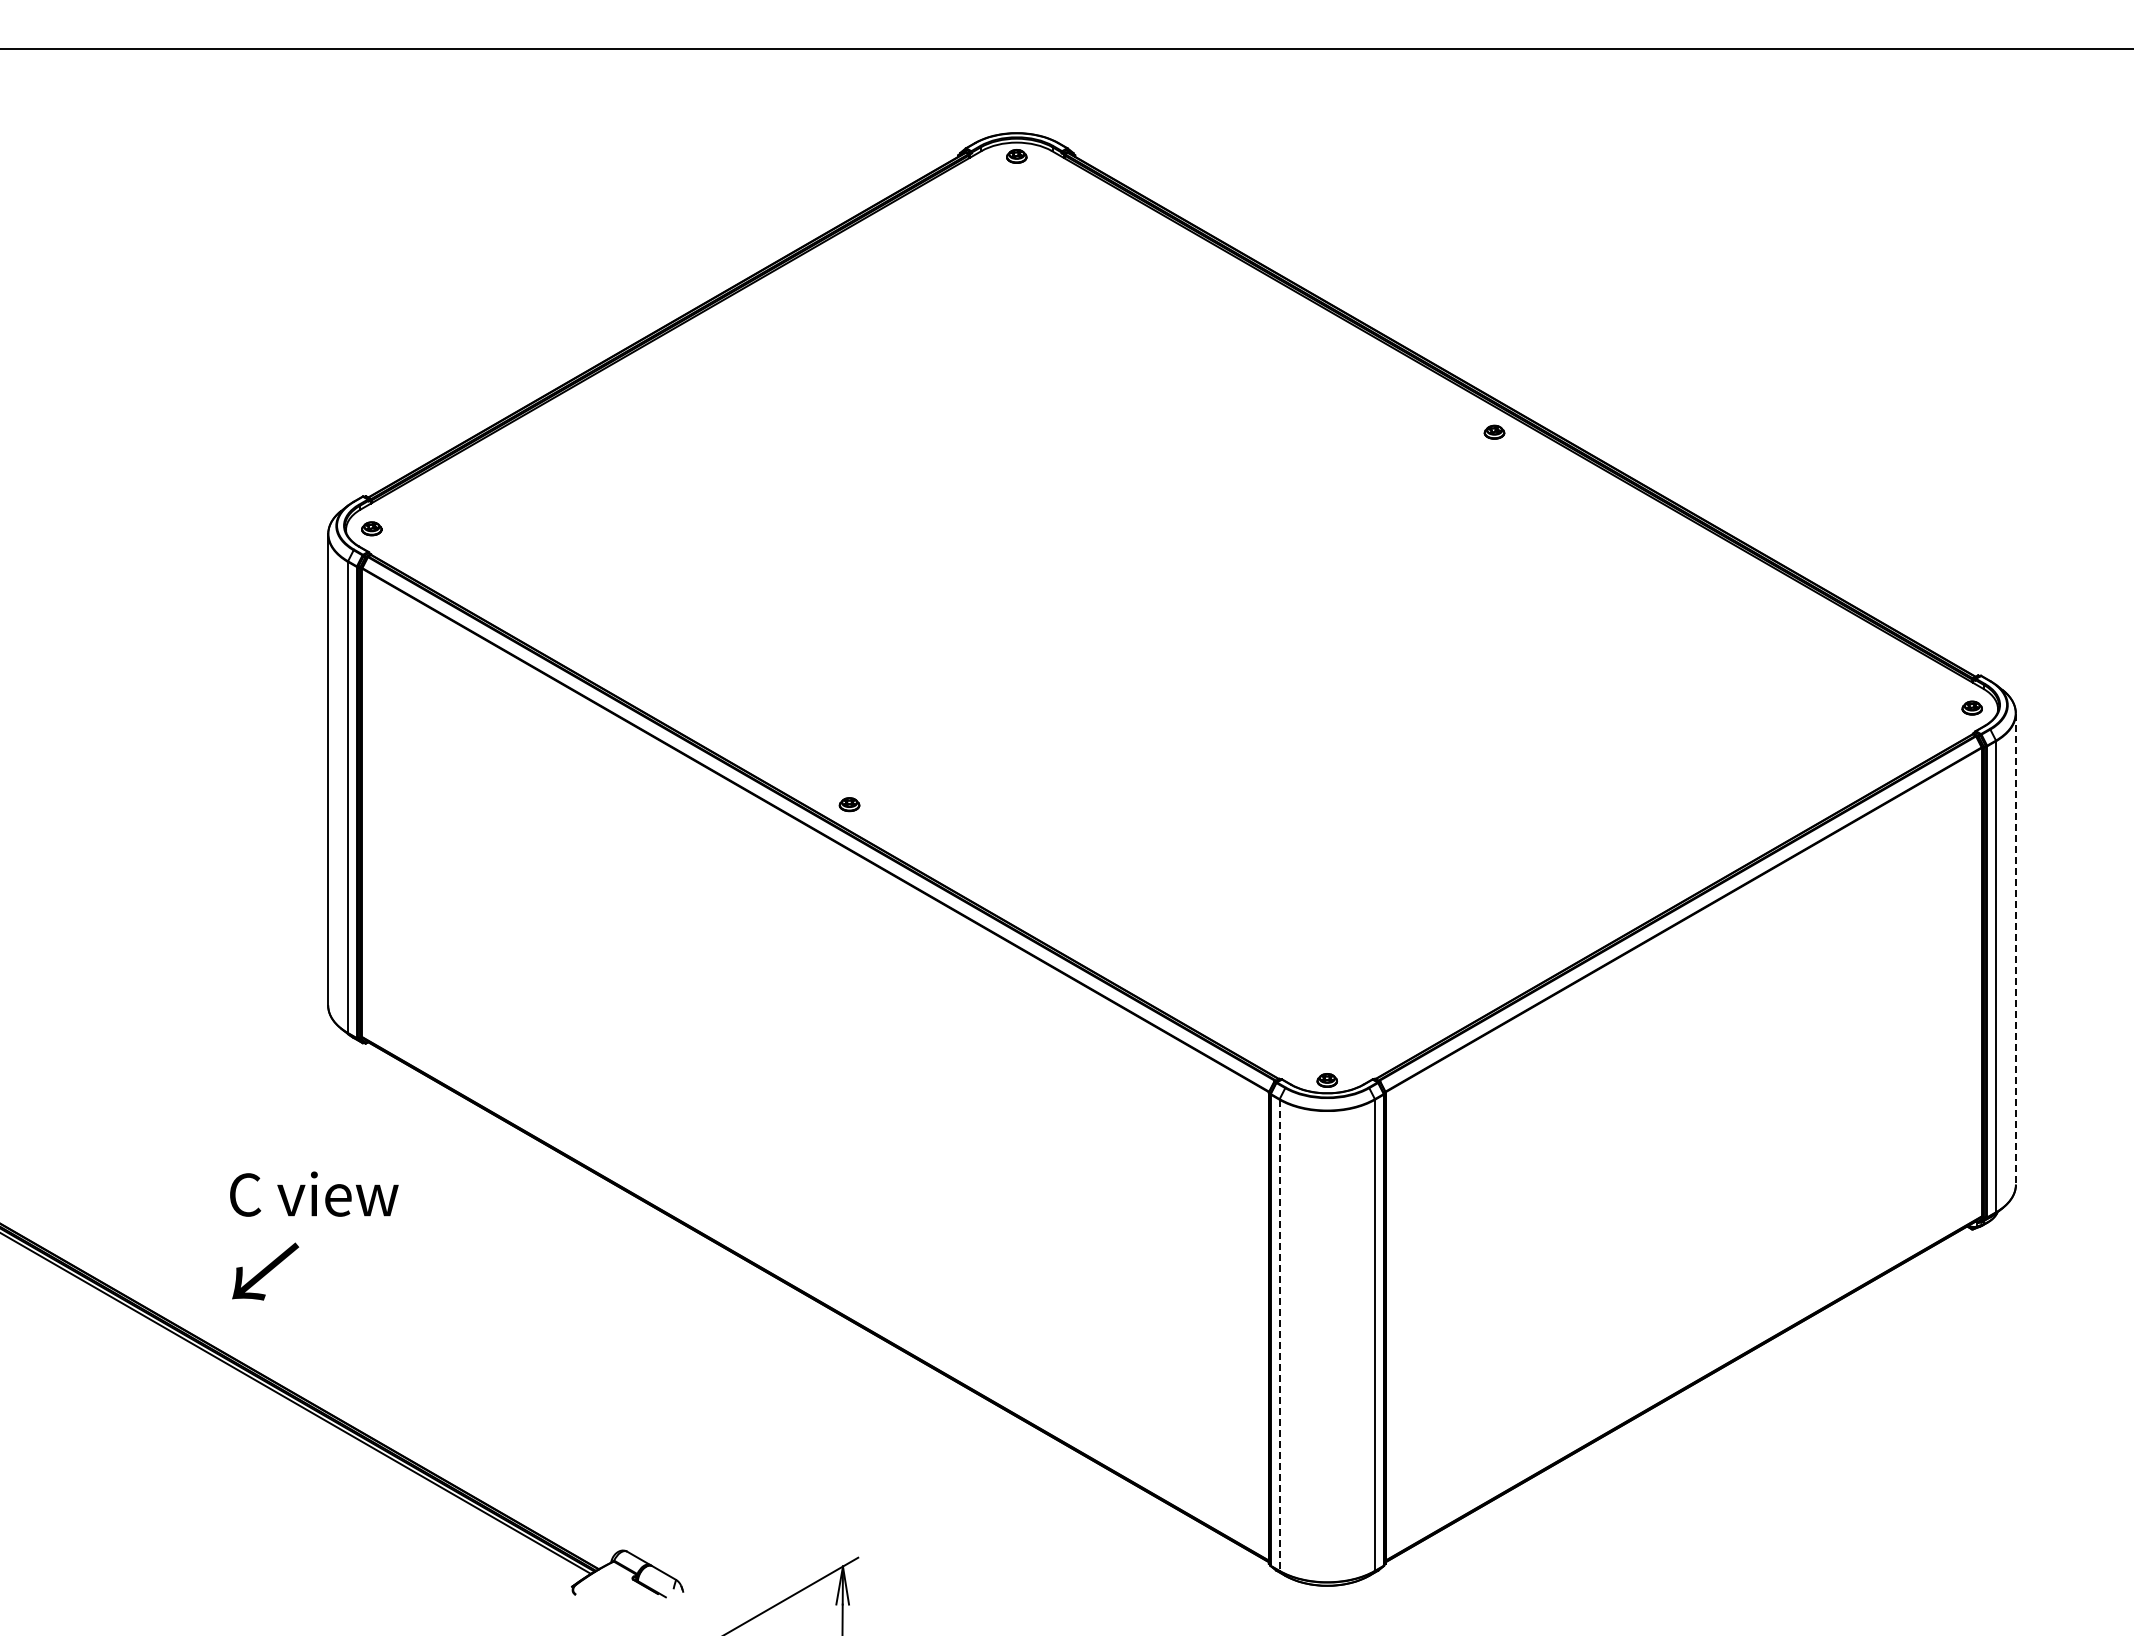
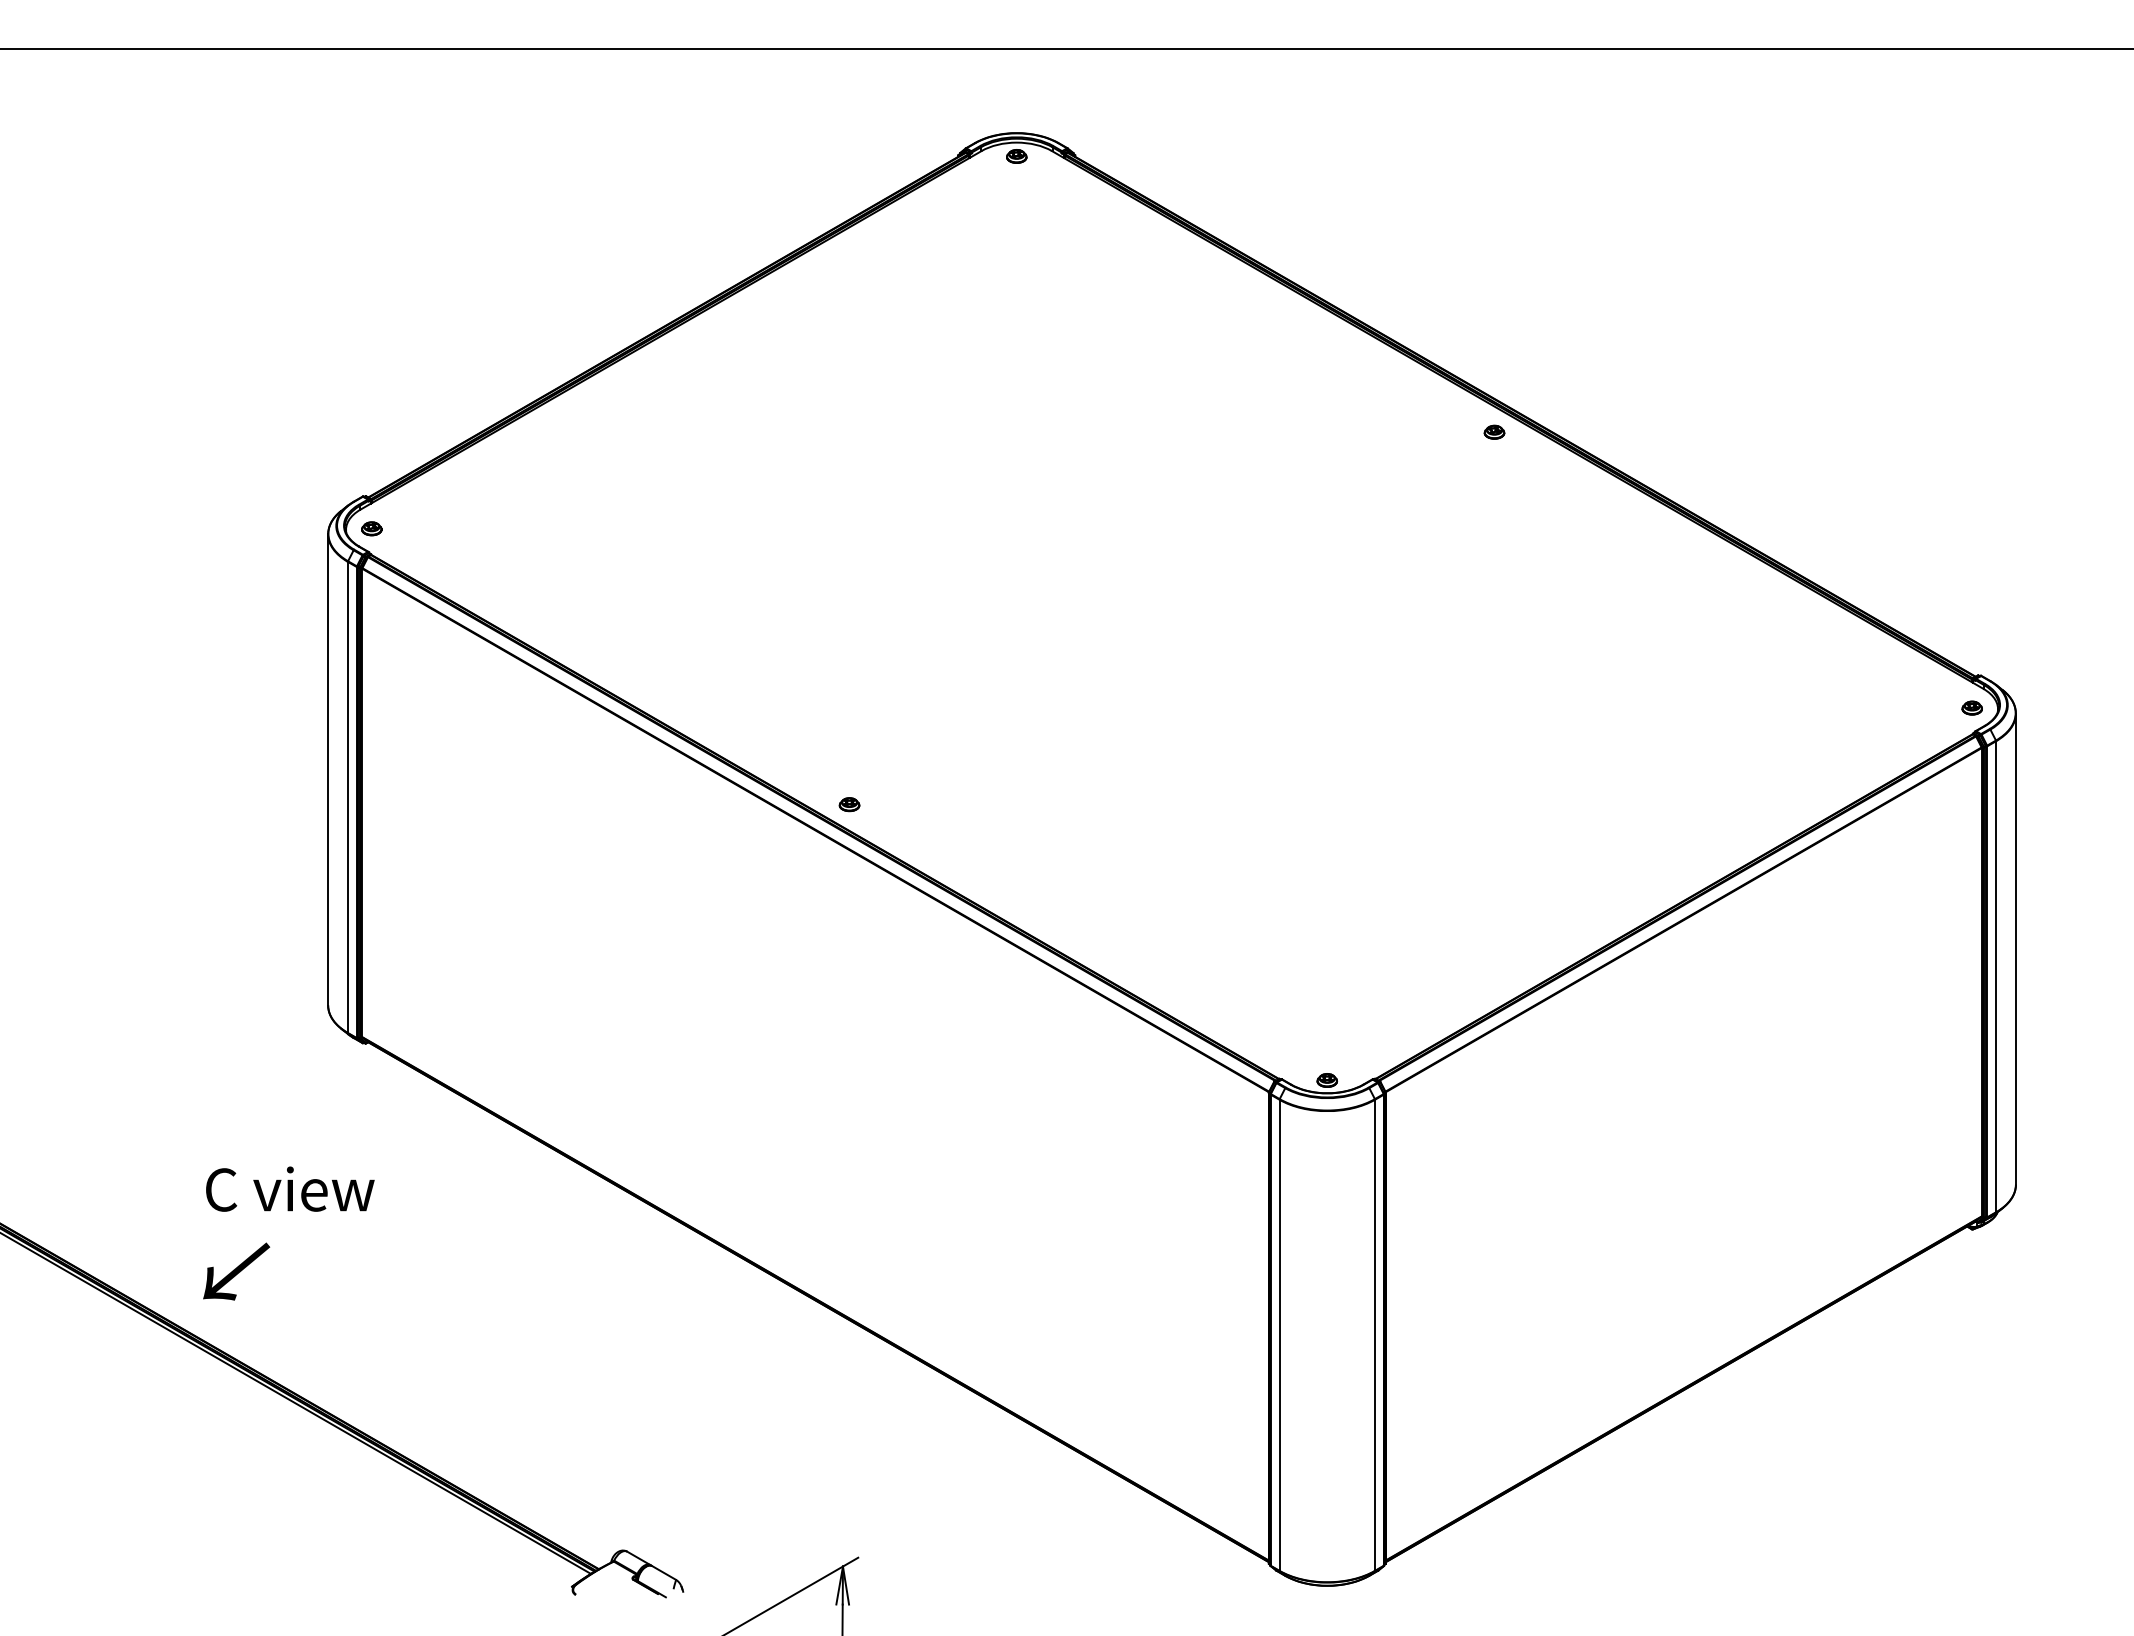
line: dashed -> solid (2015, 949)
text position: (314, 1193) -> (290, 1188) (290, 1188)
text position: (265, 1271) -> (236, 1271) (236, 1271)
line: dashed -> solid (1279, 1335)
